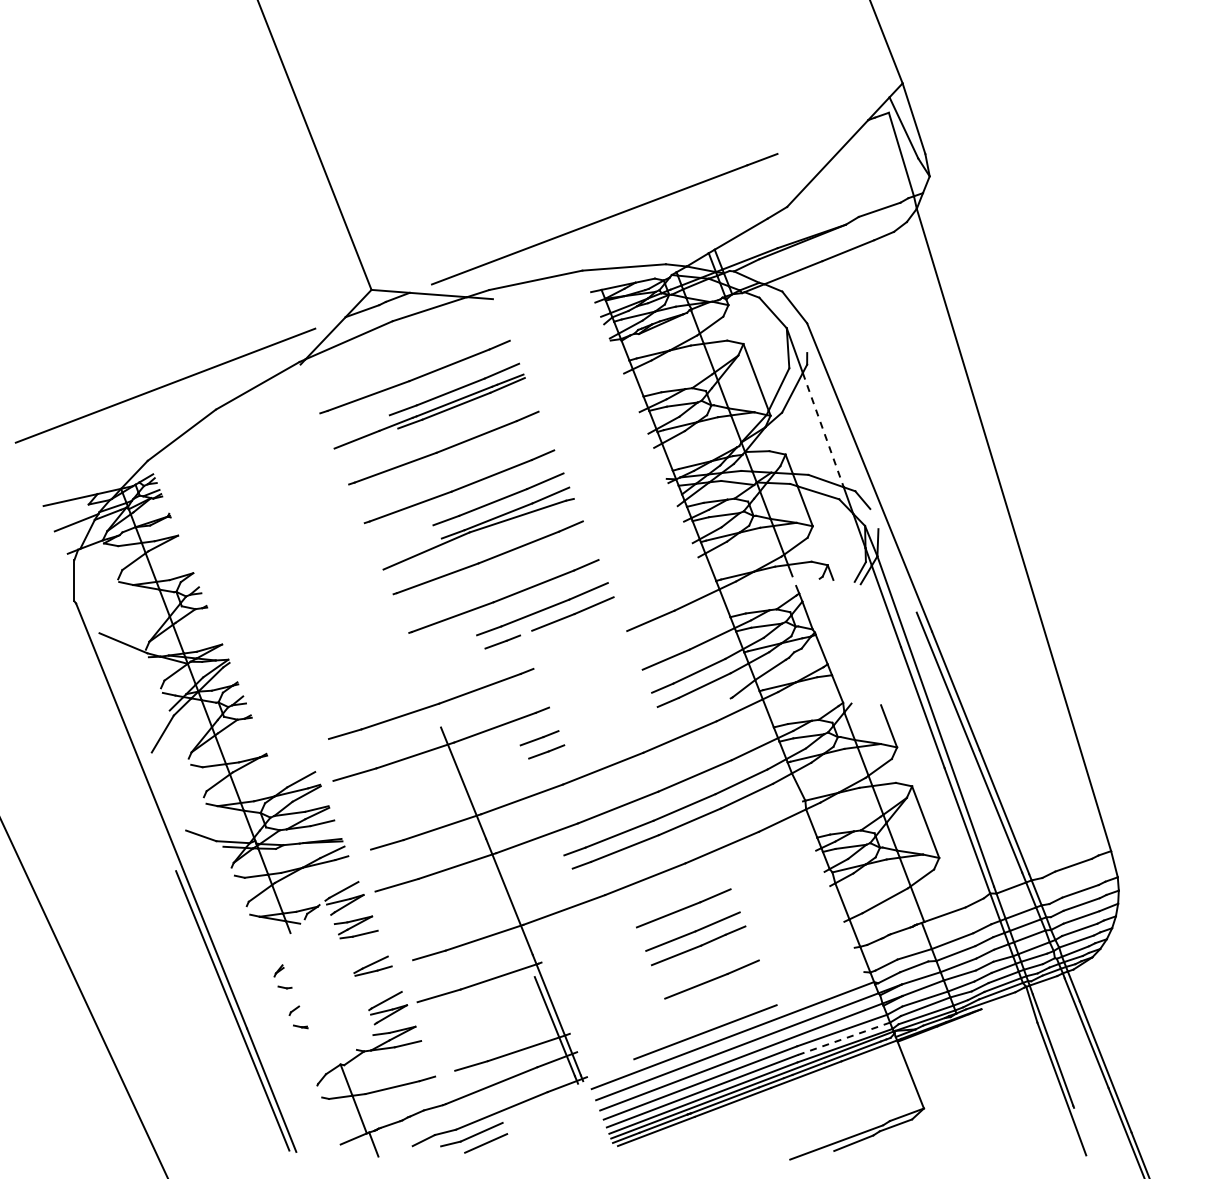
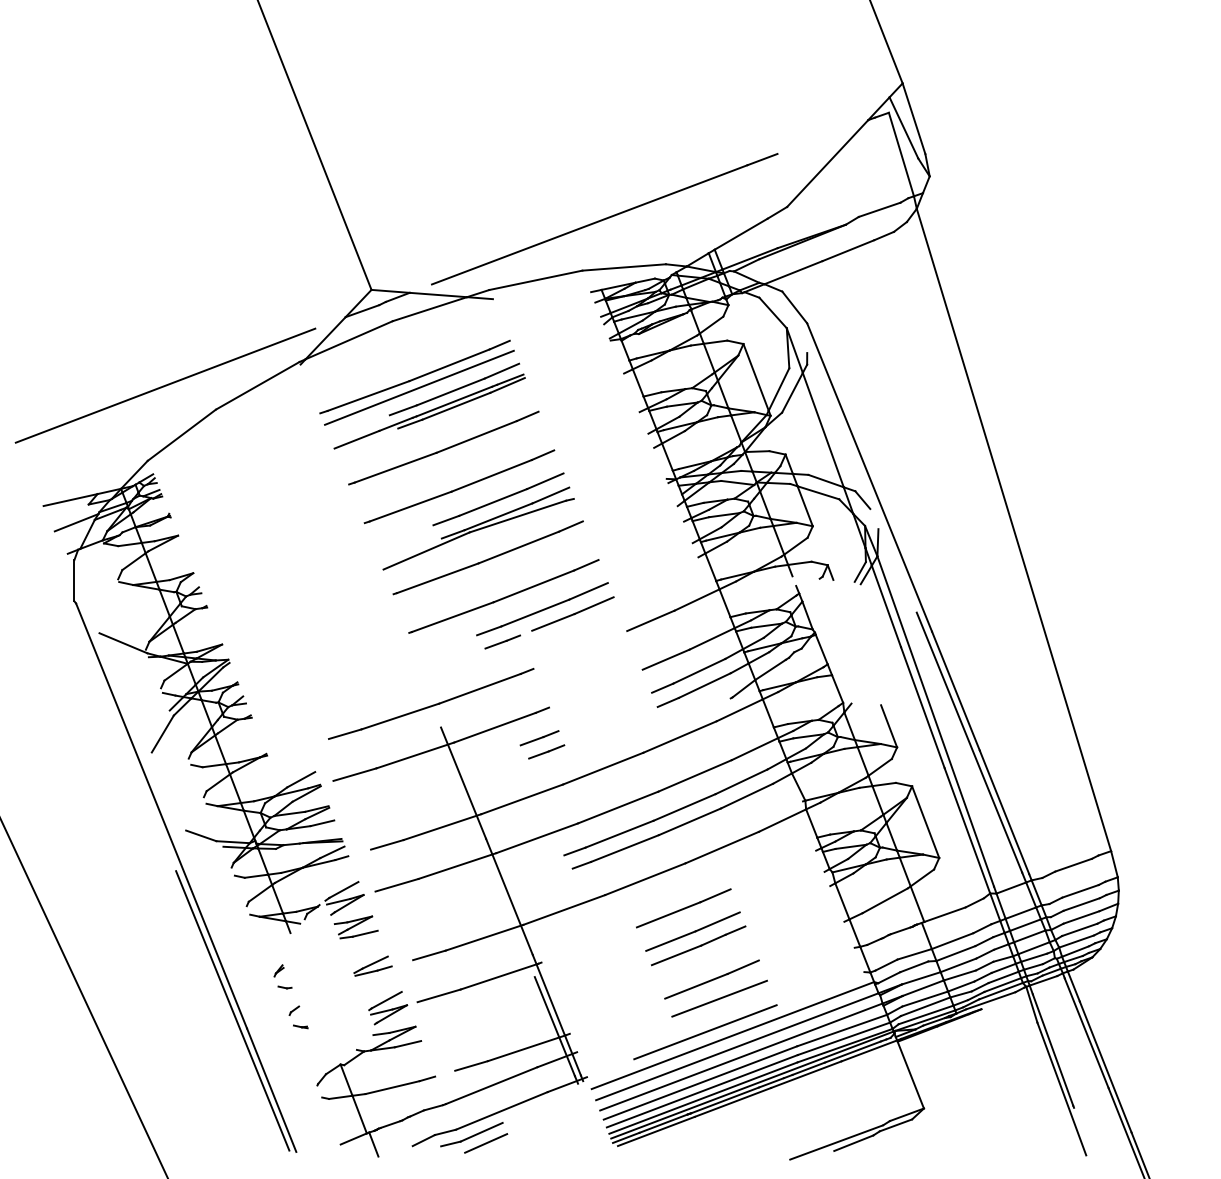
line: none -> present (419, 387)
line: dashed -> solid (823, 430)
line: none -> present (719, 998)
line: dashed -> solid (843, 1038)
